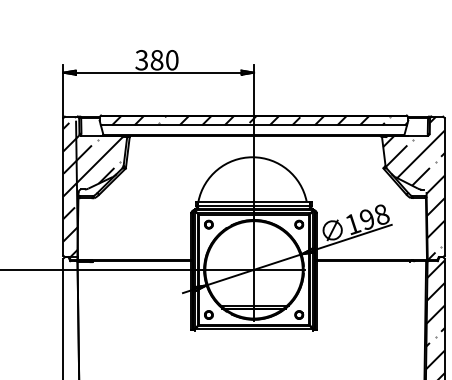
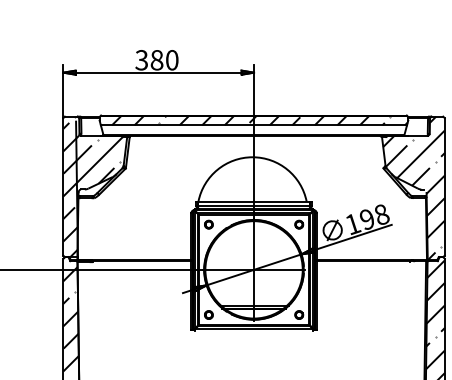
hatch: none -> present (70, 314)
